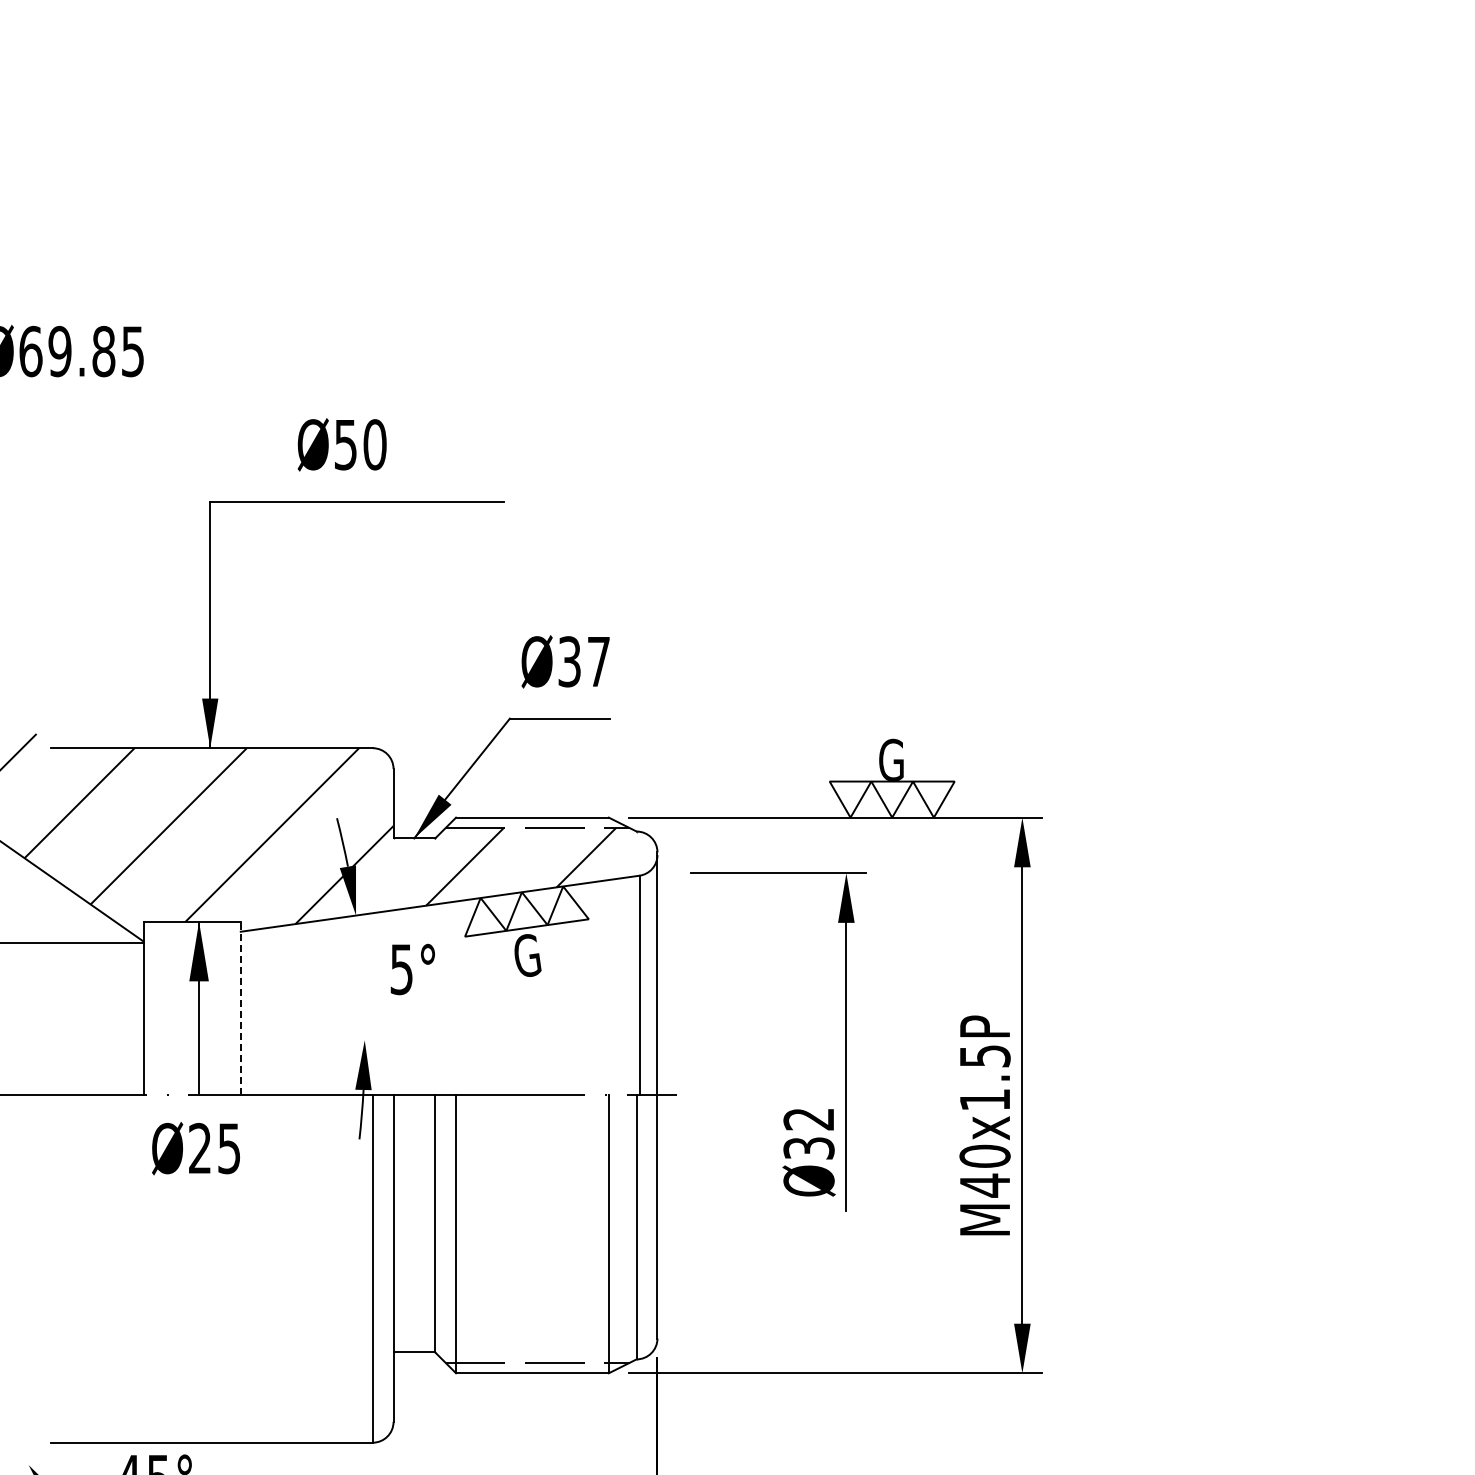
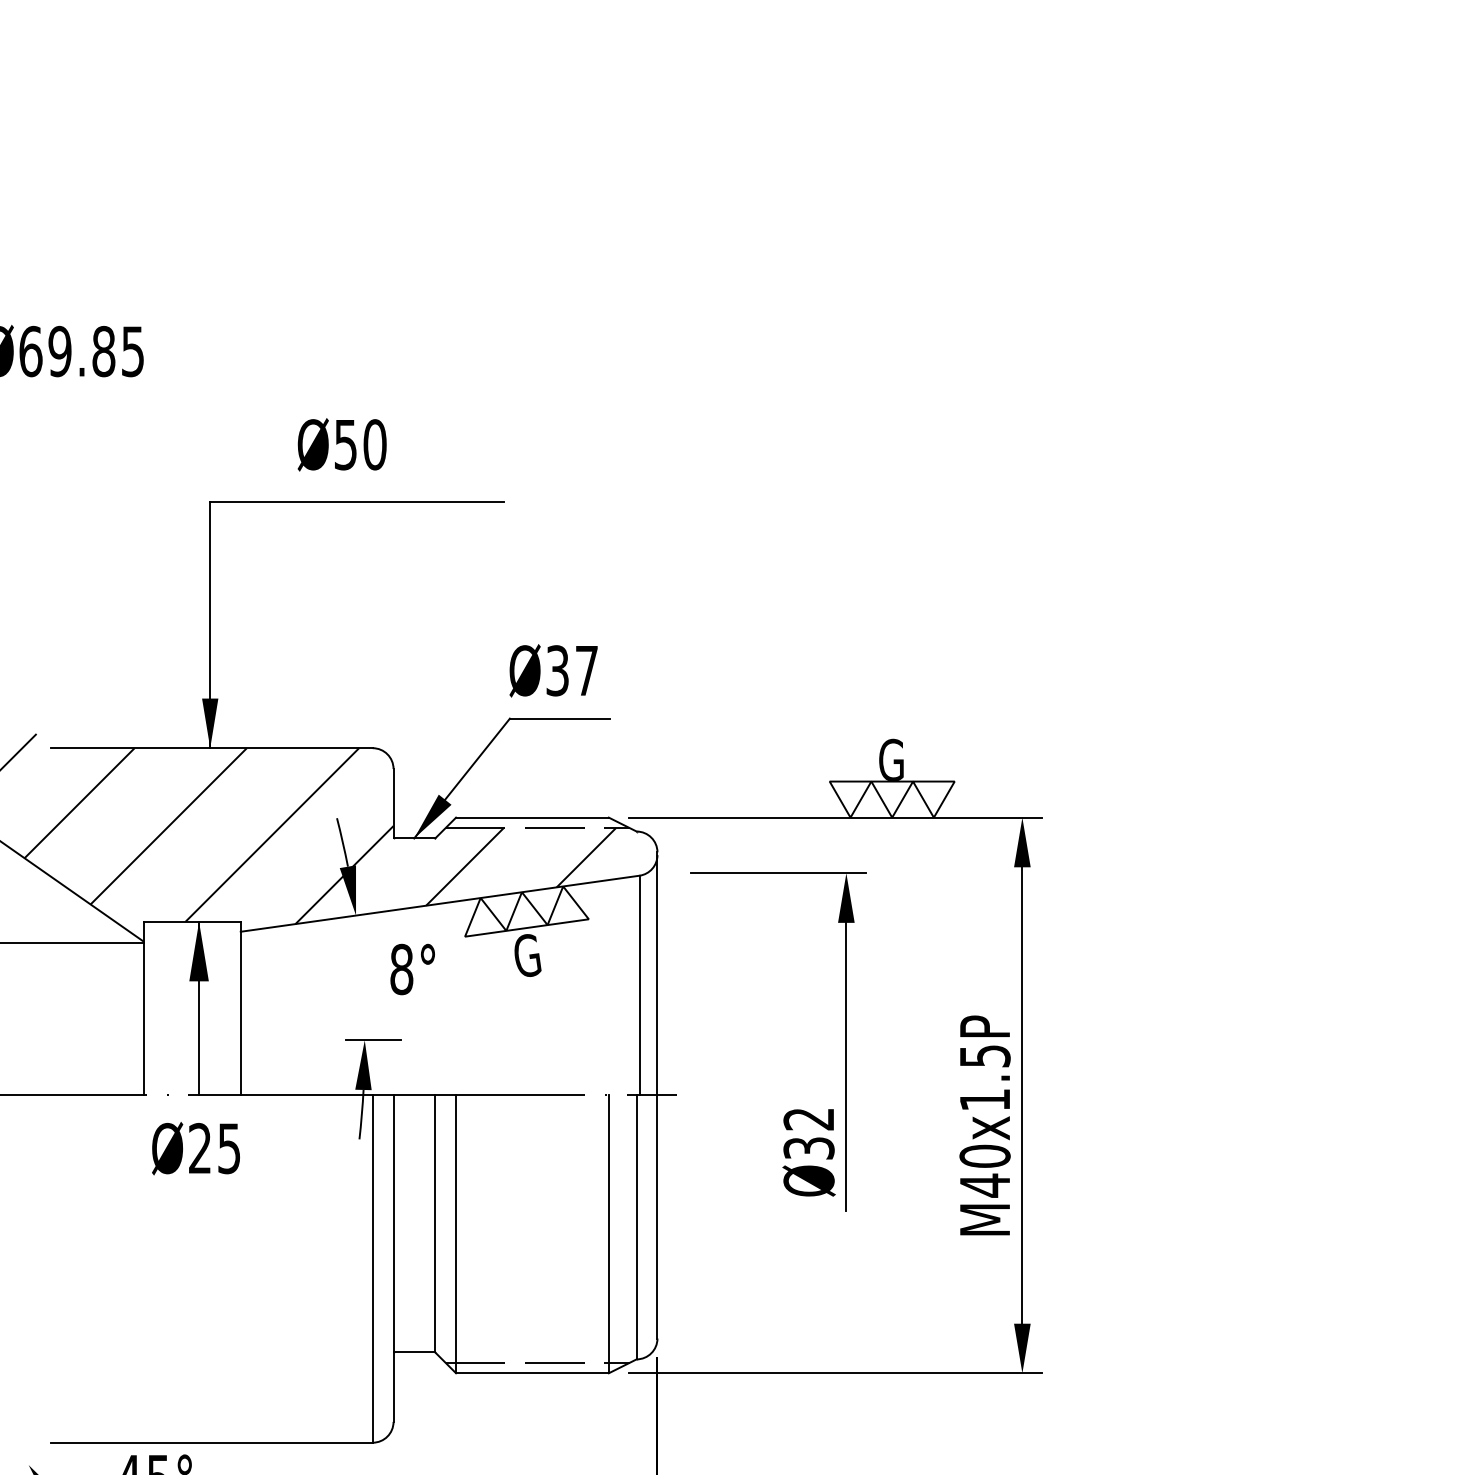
text position: (565, 661) -> (553, 670) (553, 670)
text: 5° -> 8° (401, 969)
line: dashed -> solid (240, 1008)
line: none -> present (373, 1040)
